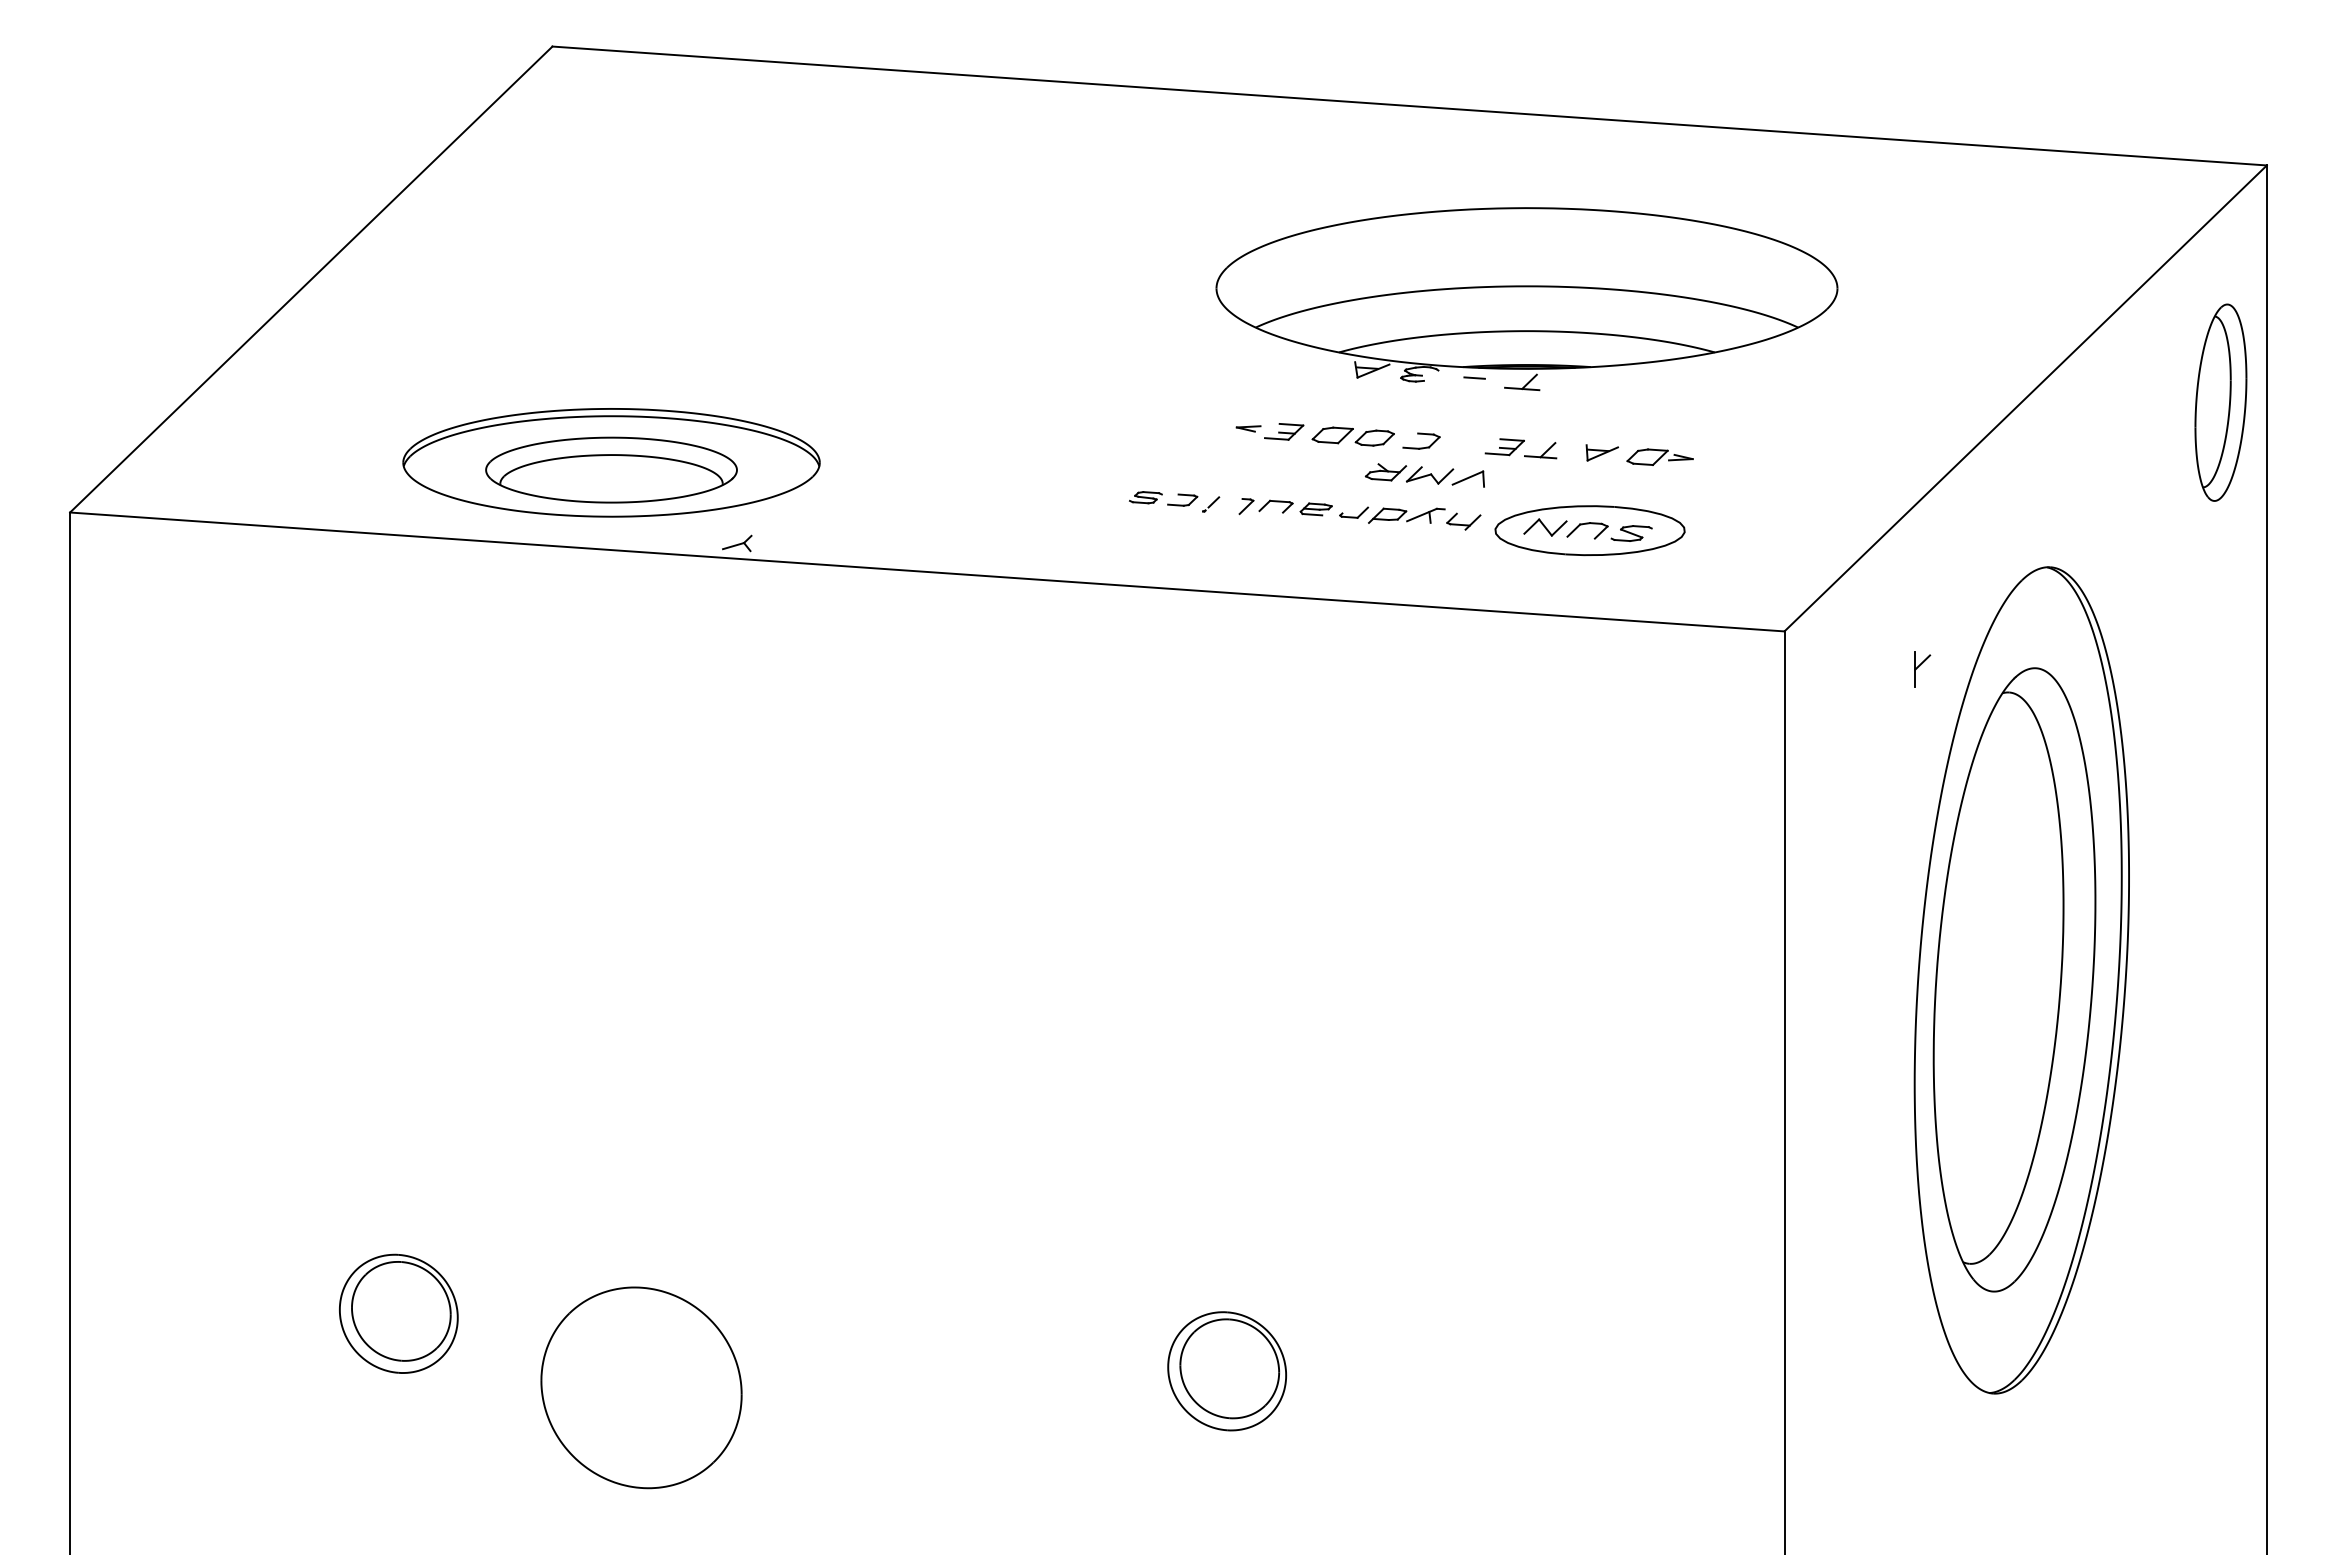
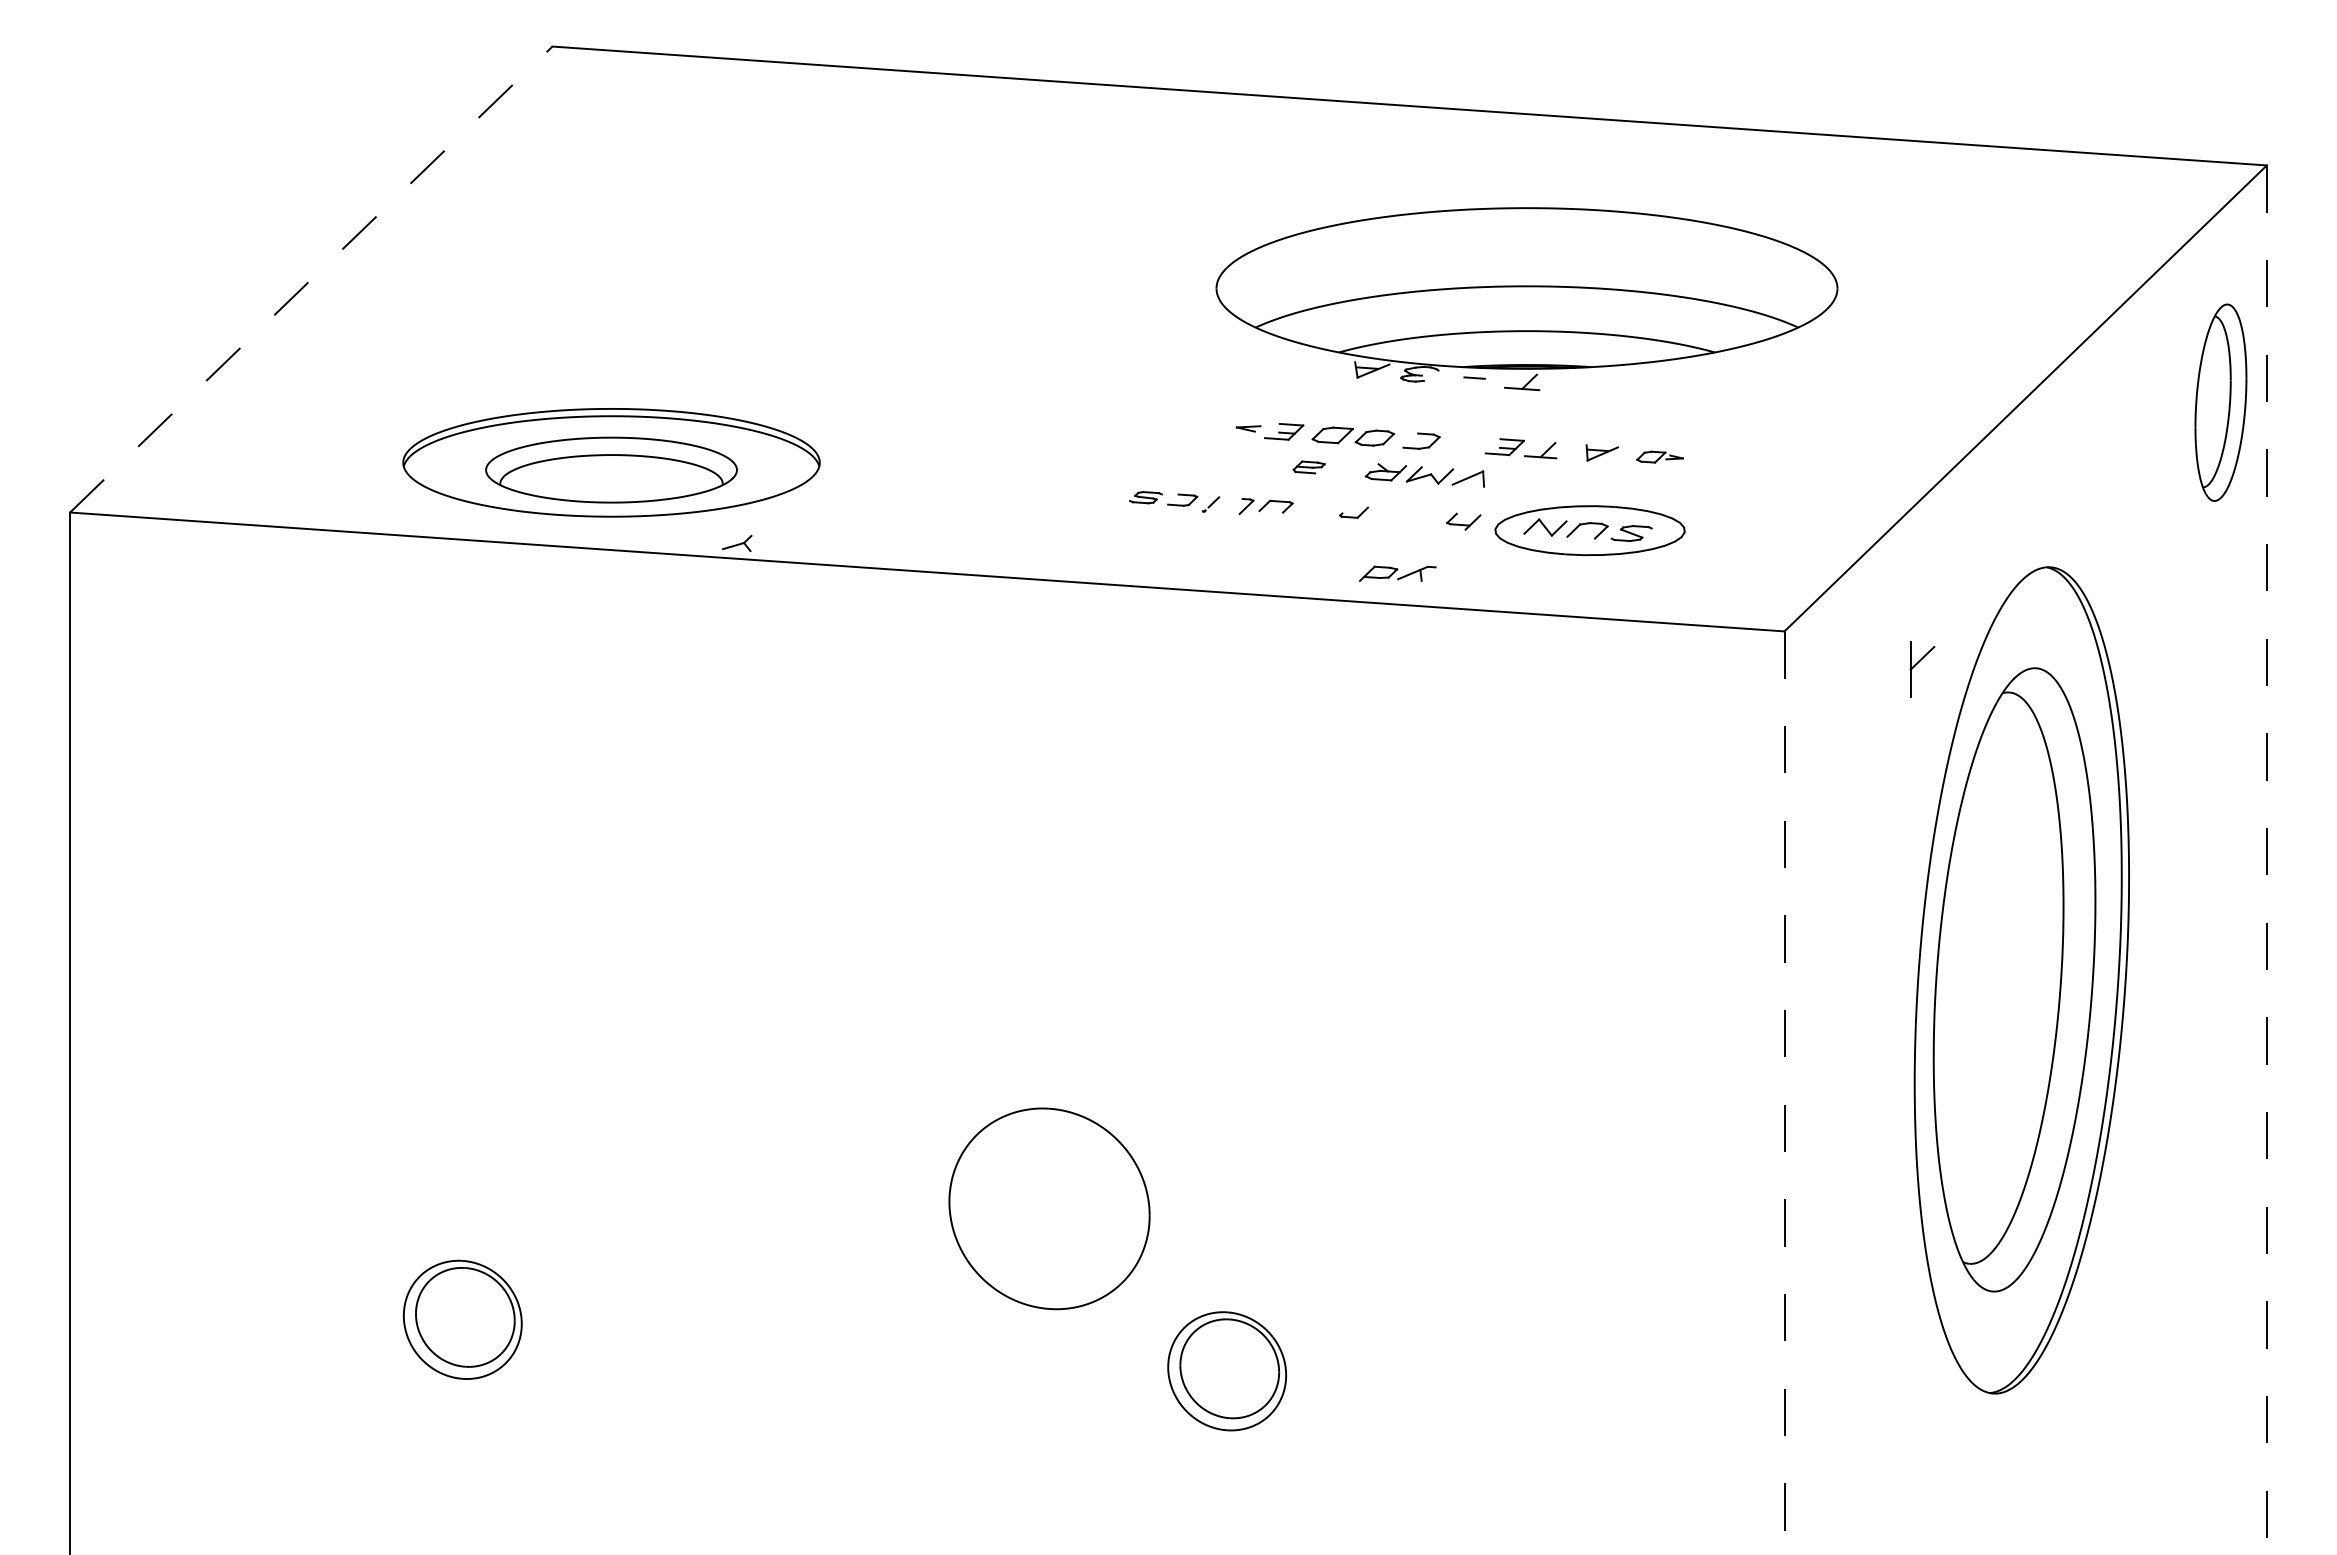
line: solid -> dashed (311, 279)
part size: 68x18 px -> 48x14 px (1659, 456)
part position: (1315, 509) -> (1308, 467) (1308, 467)
part position: (1406, 515) -> (1397, 573) (1397, 573)
part size: 18x37 px -> 27x57 px (1922, 669)
line: solid -> dashed (2266, 860)
line: solid -> dashed (1784, 1093)
part position: (398, 1313) -> (462, 1319) (462, 1319)
part position: (641, 1387) -> (1049, 1208) (1049, 1208)
